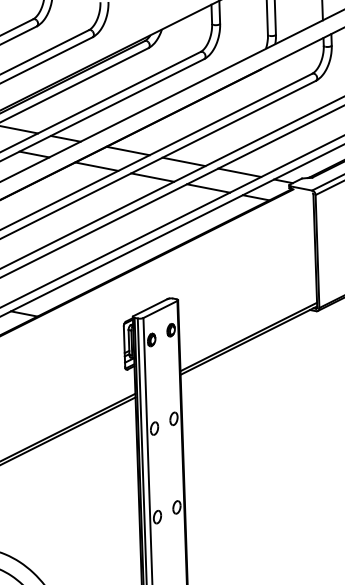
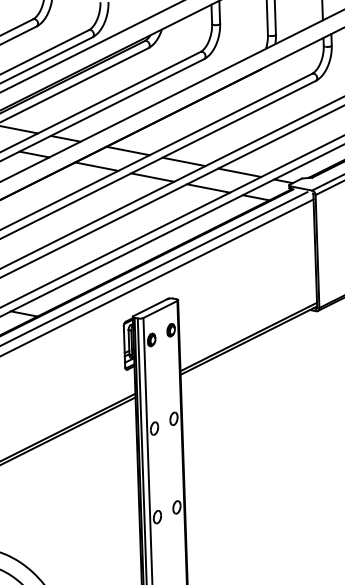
line: none -> present (91, 46)
line: none -> present (154, 268)
line: none -> present (157, 277)
